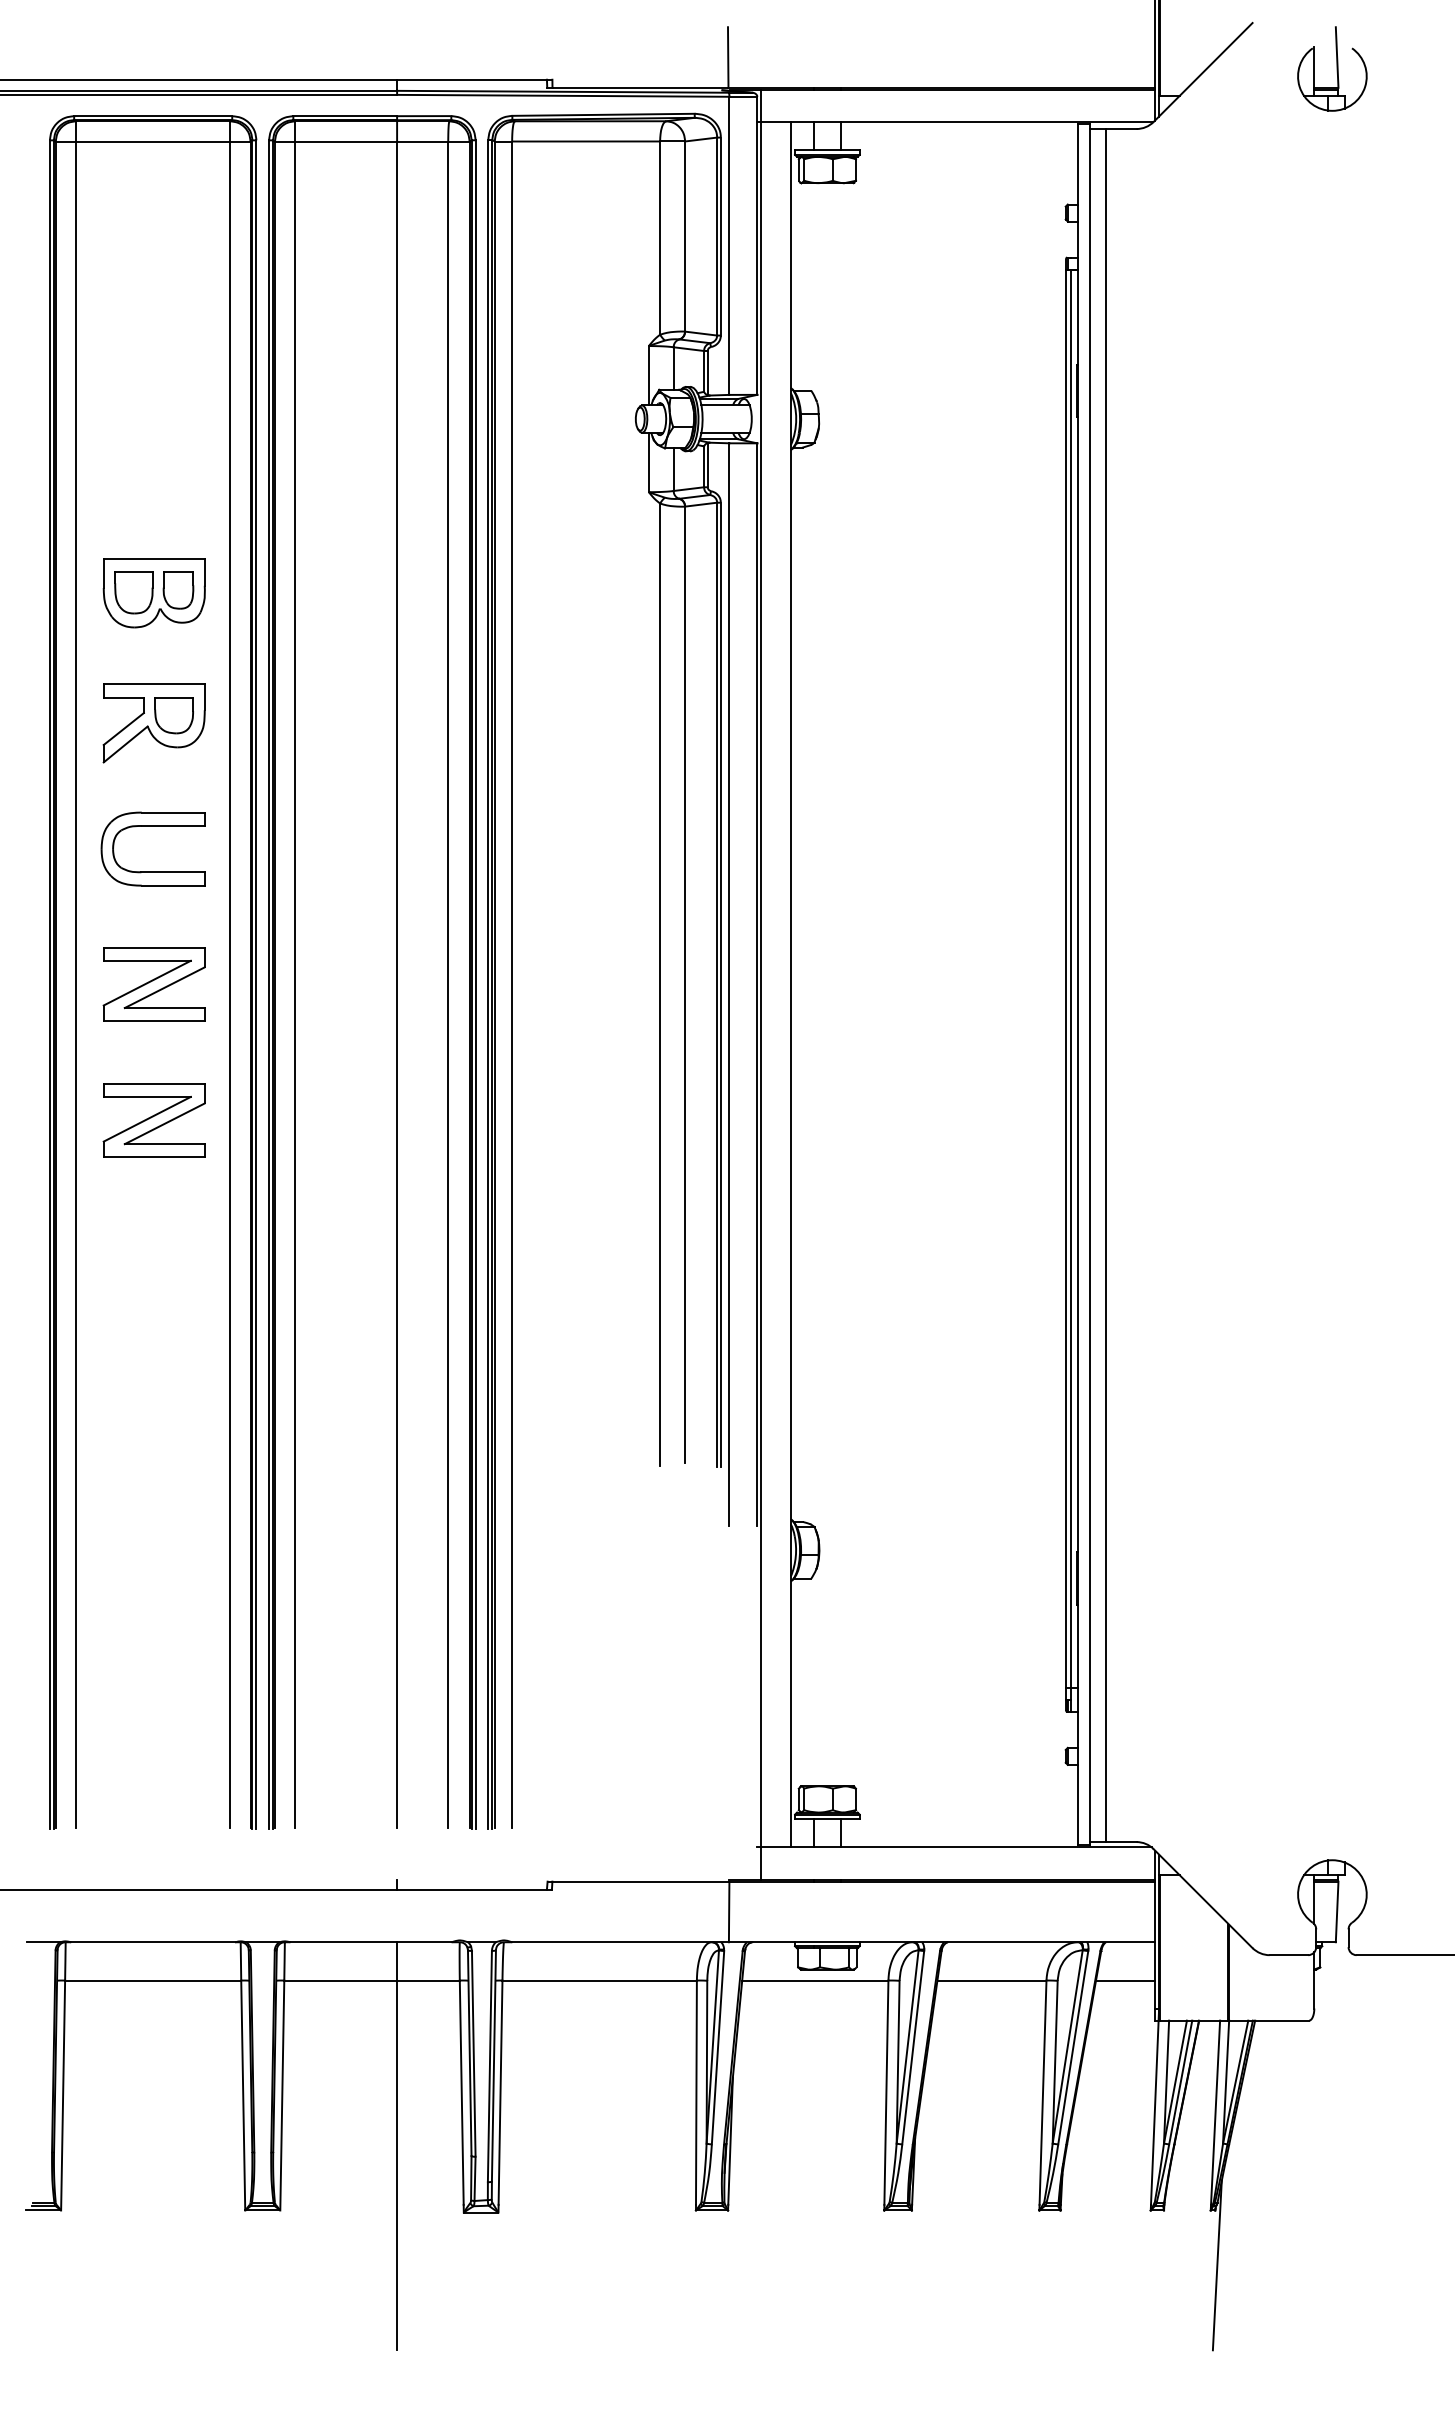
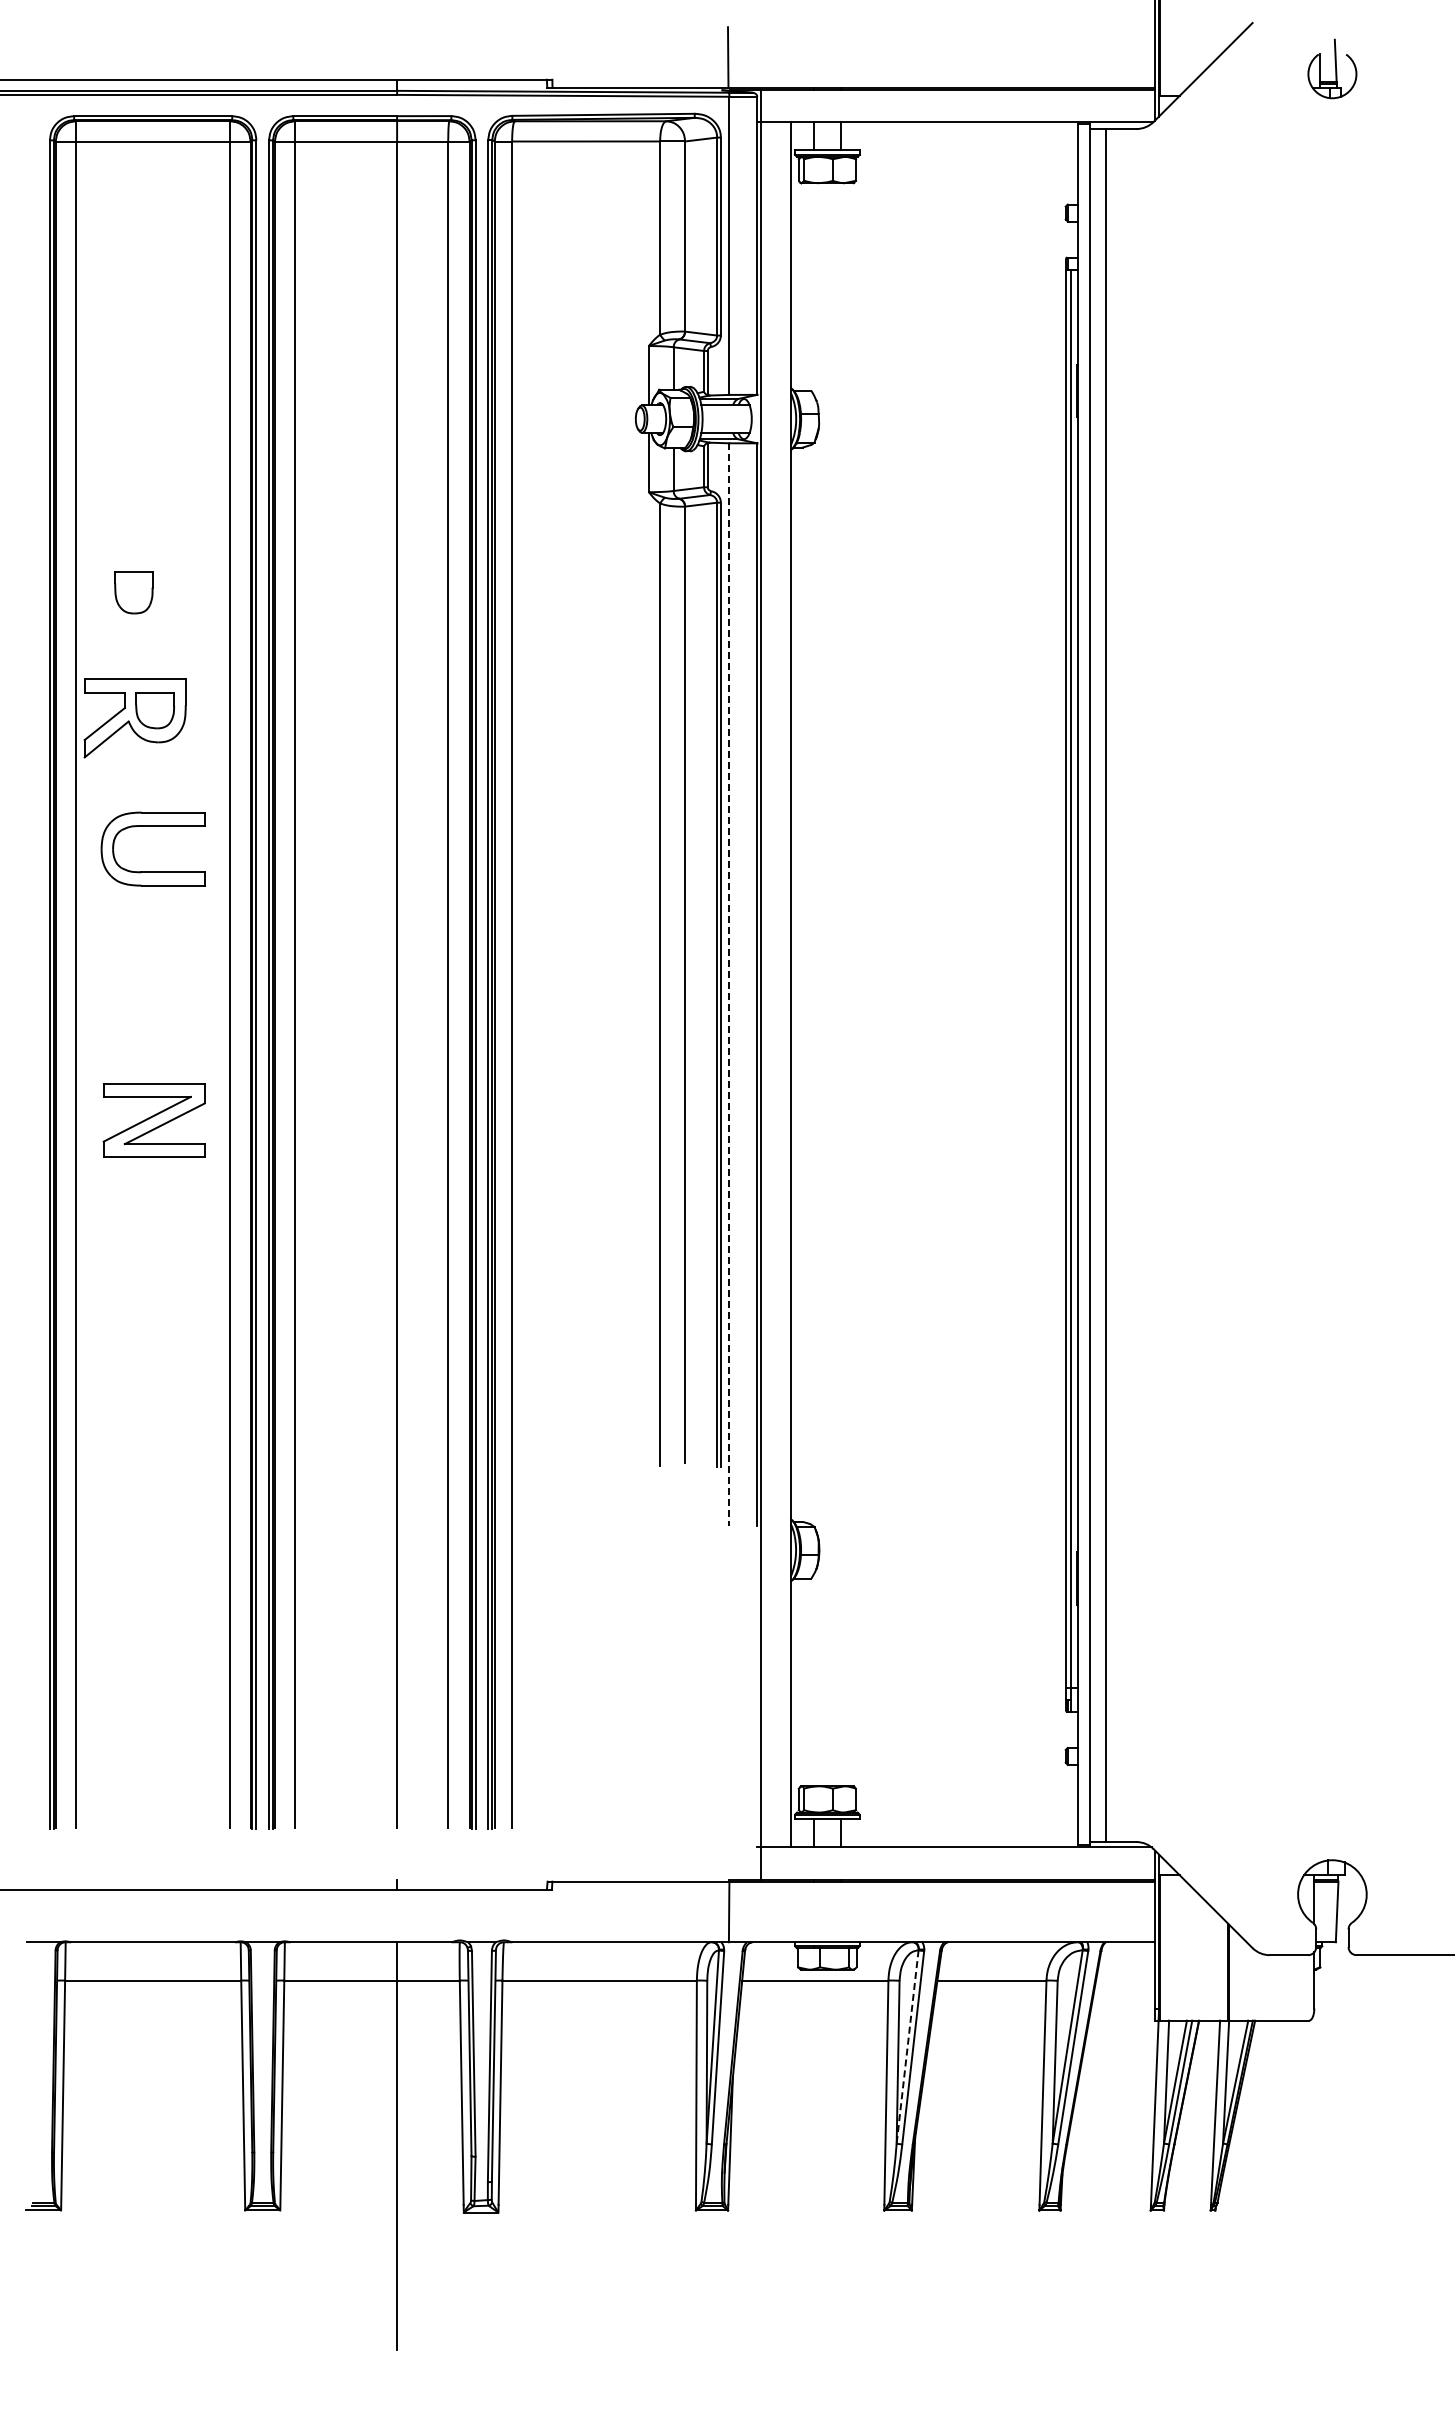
part size: 71x86 px -> 51x62 px (1332, 68)
part: present -> none (153, 593)
part position: (153, 723) -> (134, 718) (134, 718)
part: present -> none (153, 984)
line: solid -> dashed (729, 985)
line: present -> none (1125, 1980)
line: solid -> dashed (907, 2047)
line: present -> none (1216, 2265)
